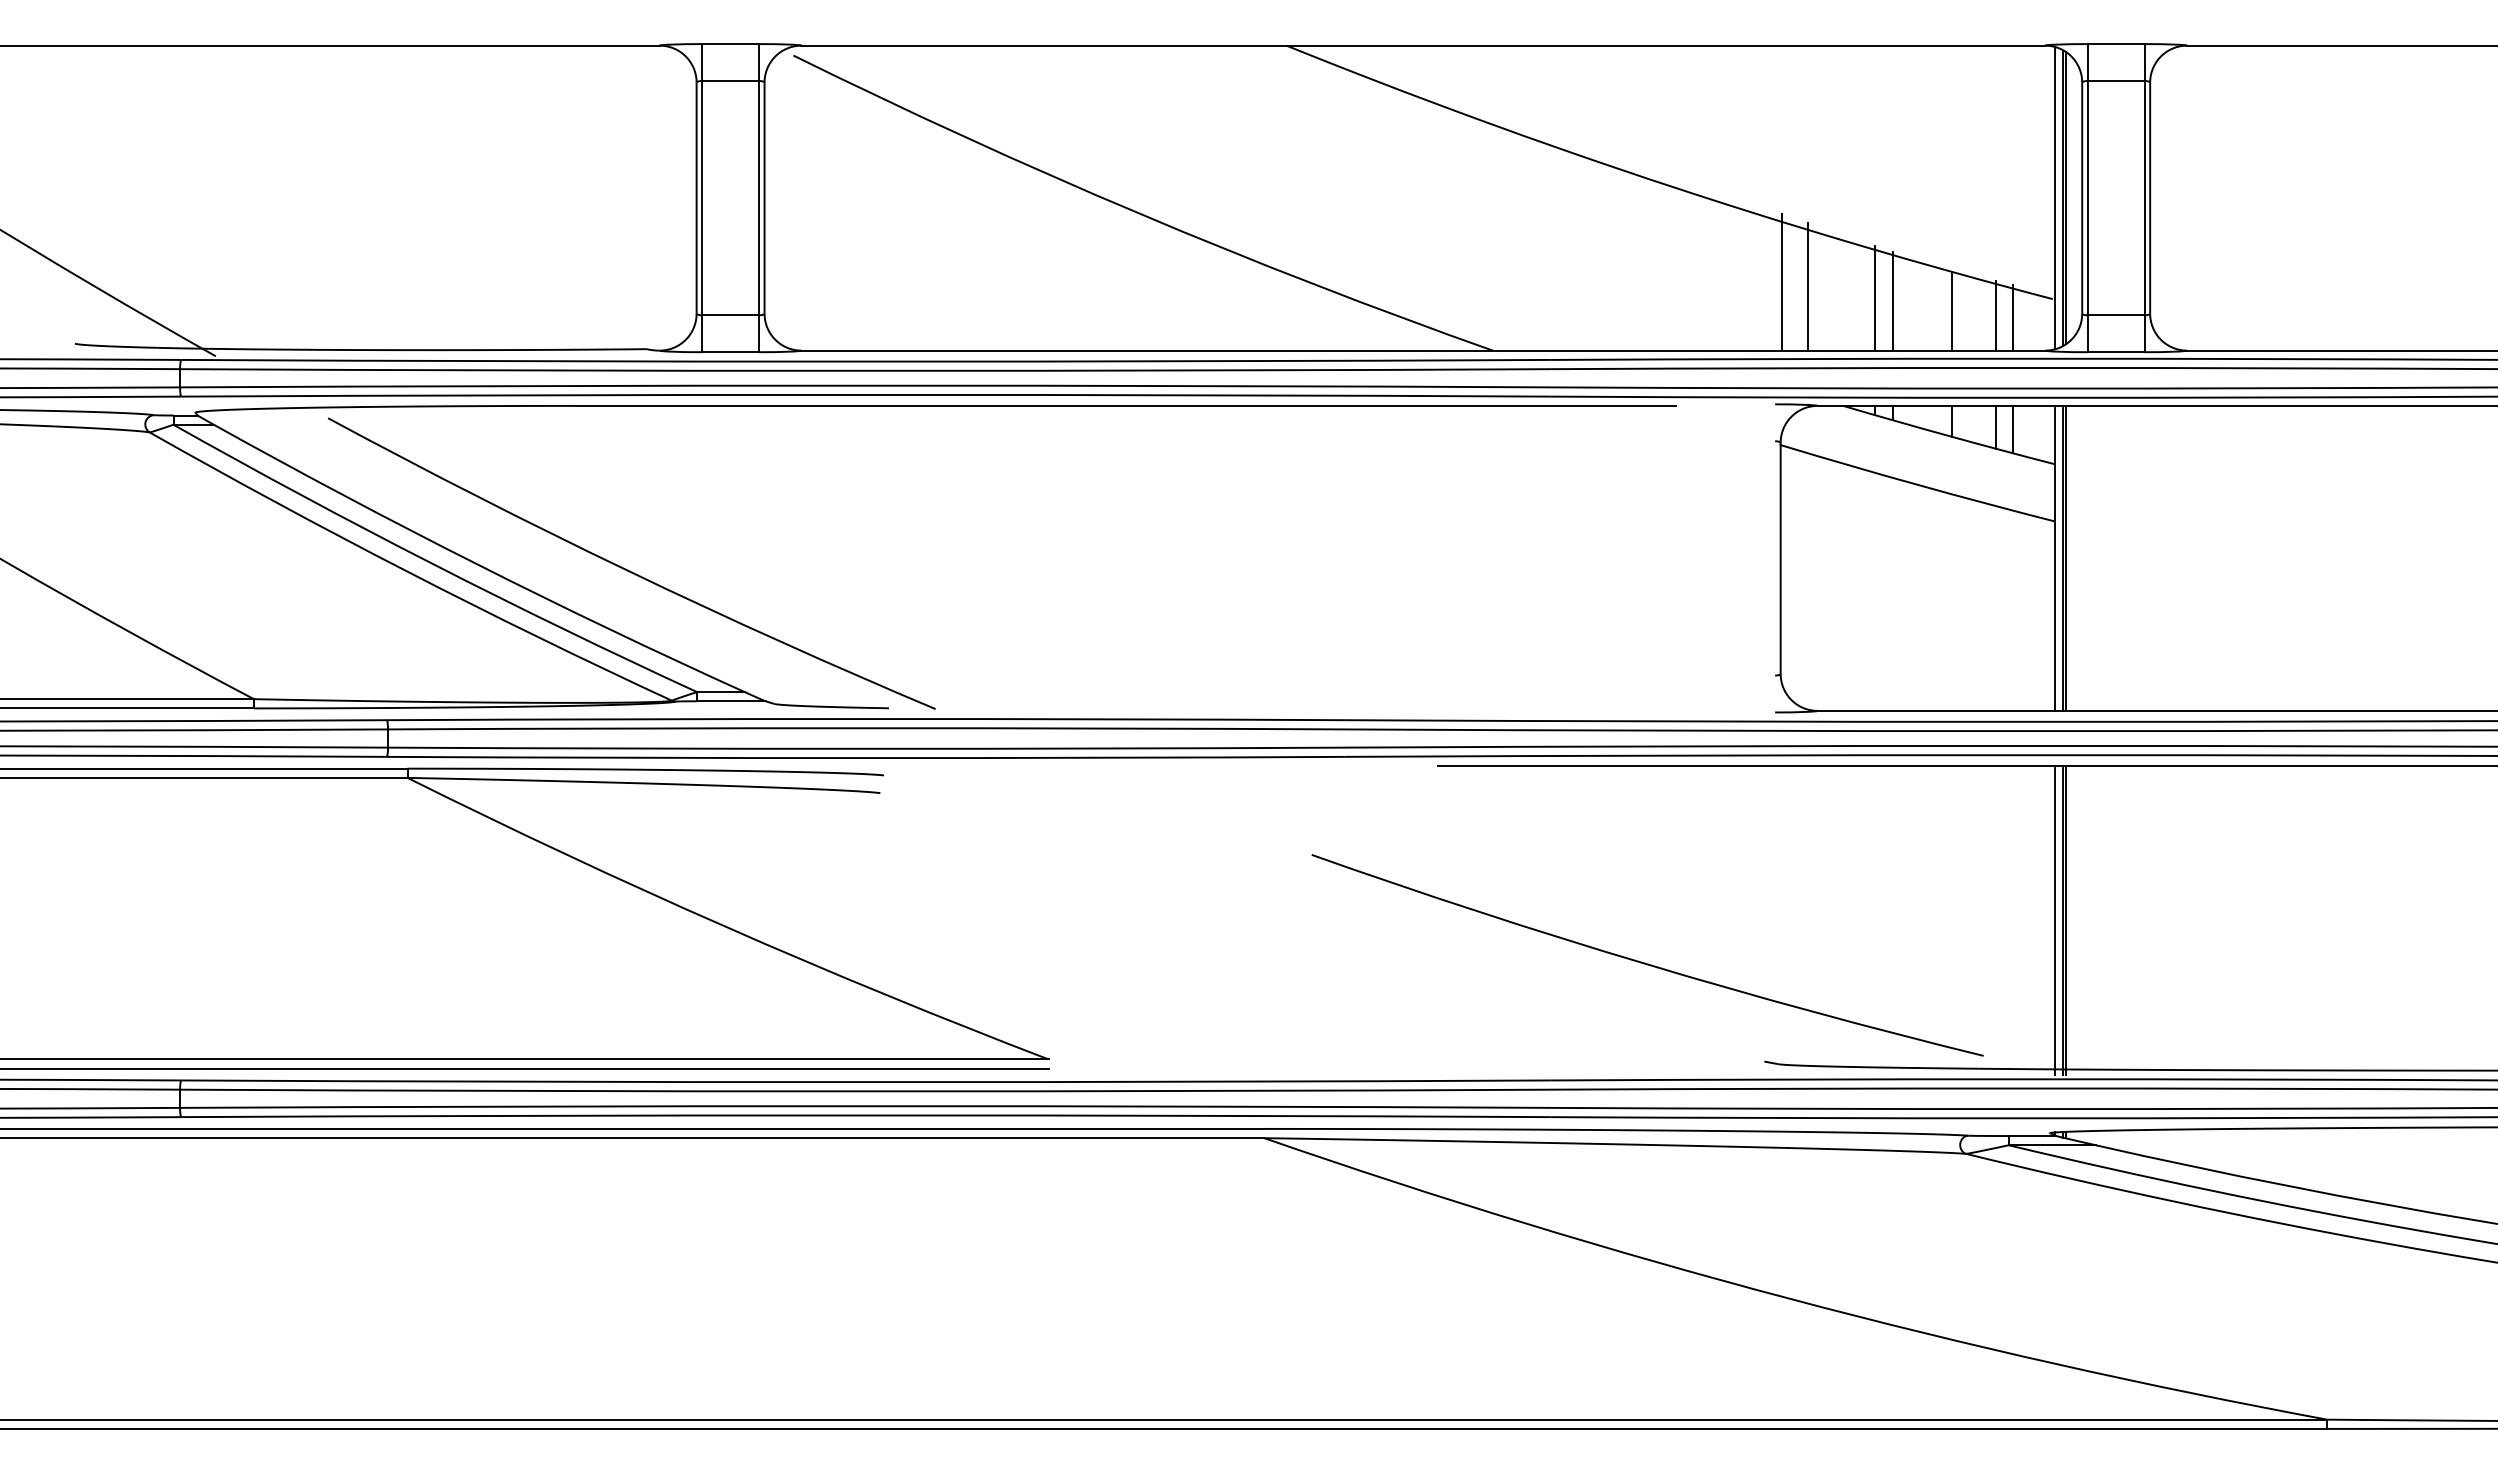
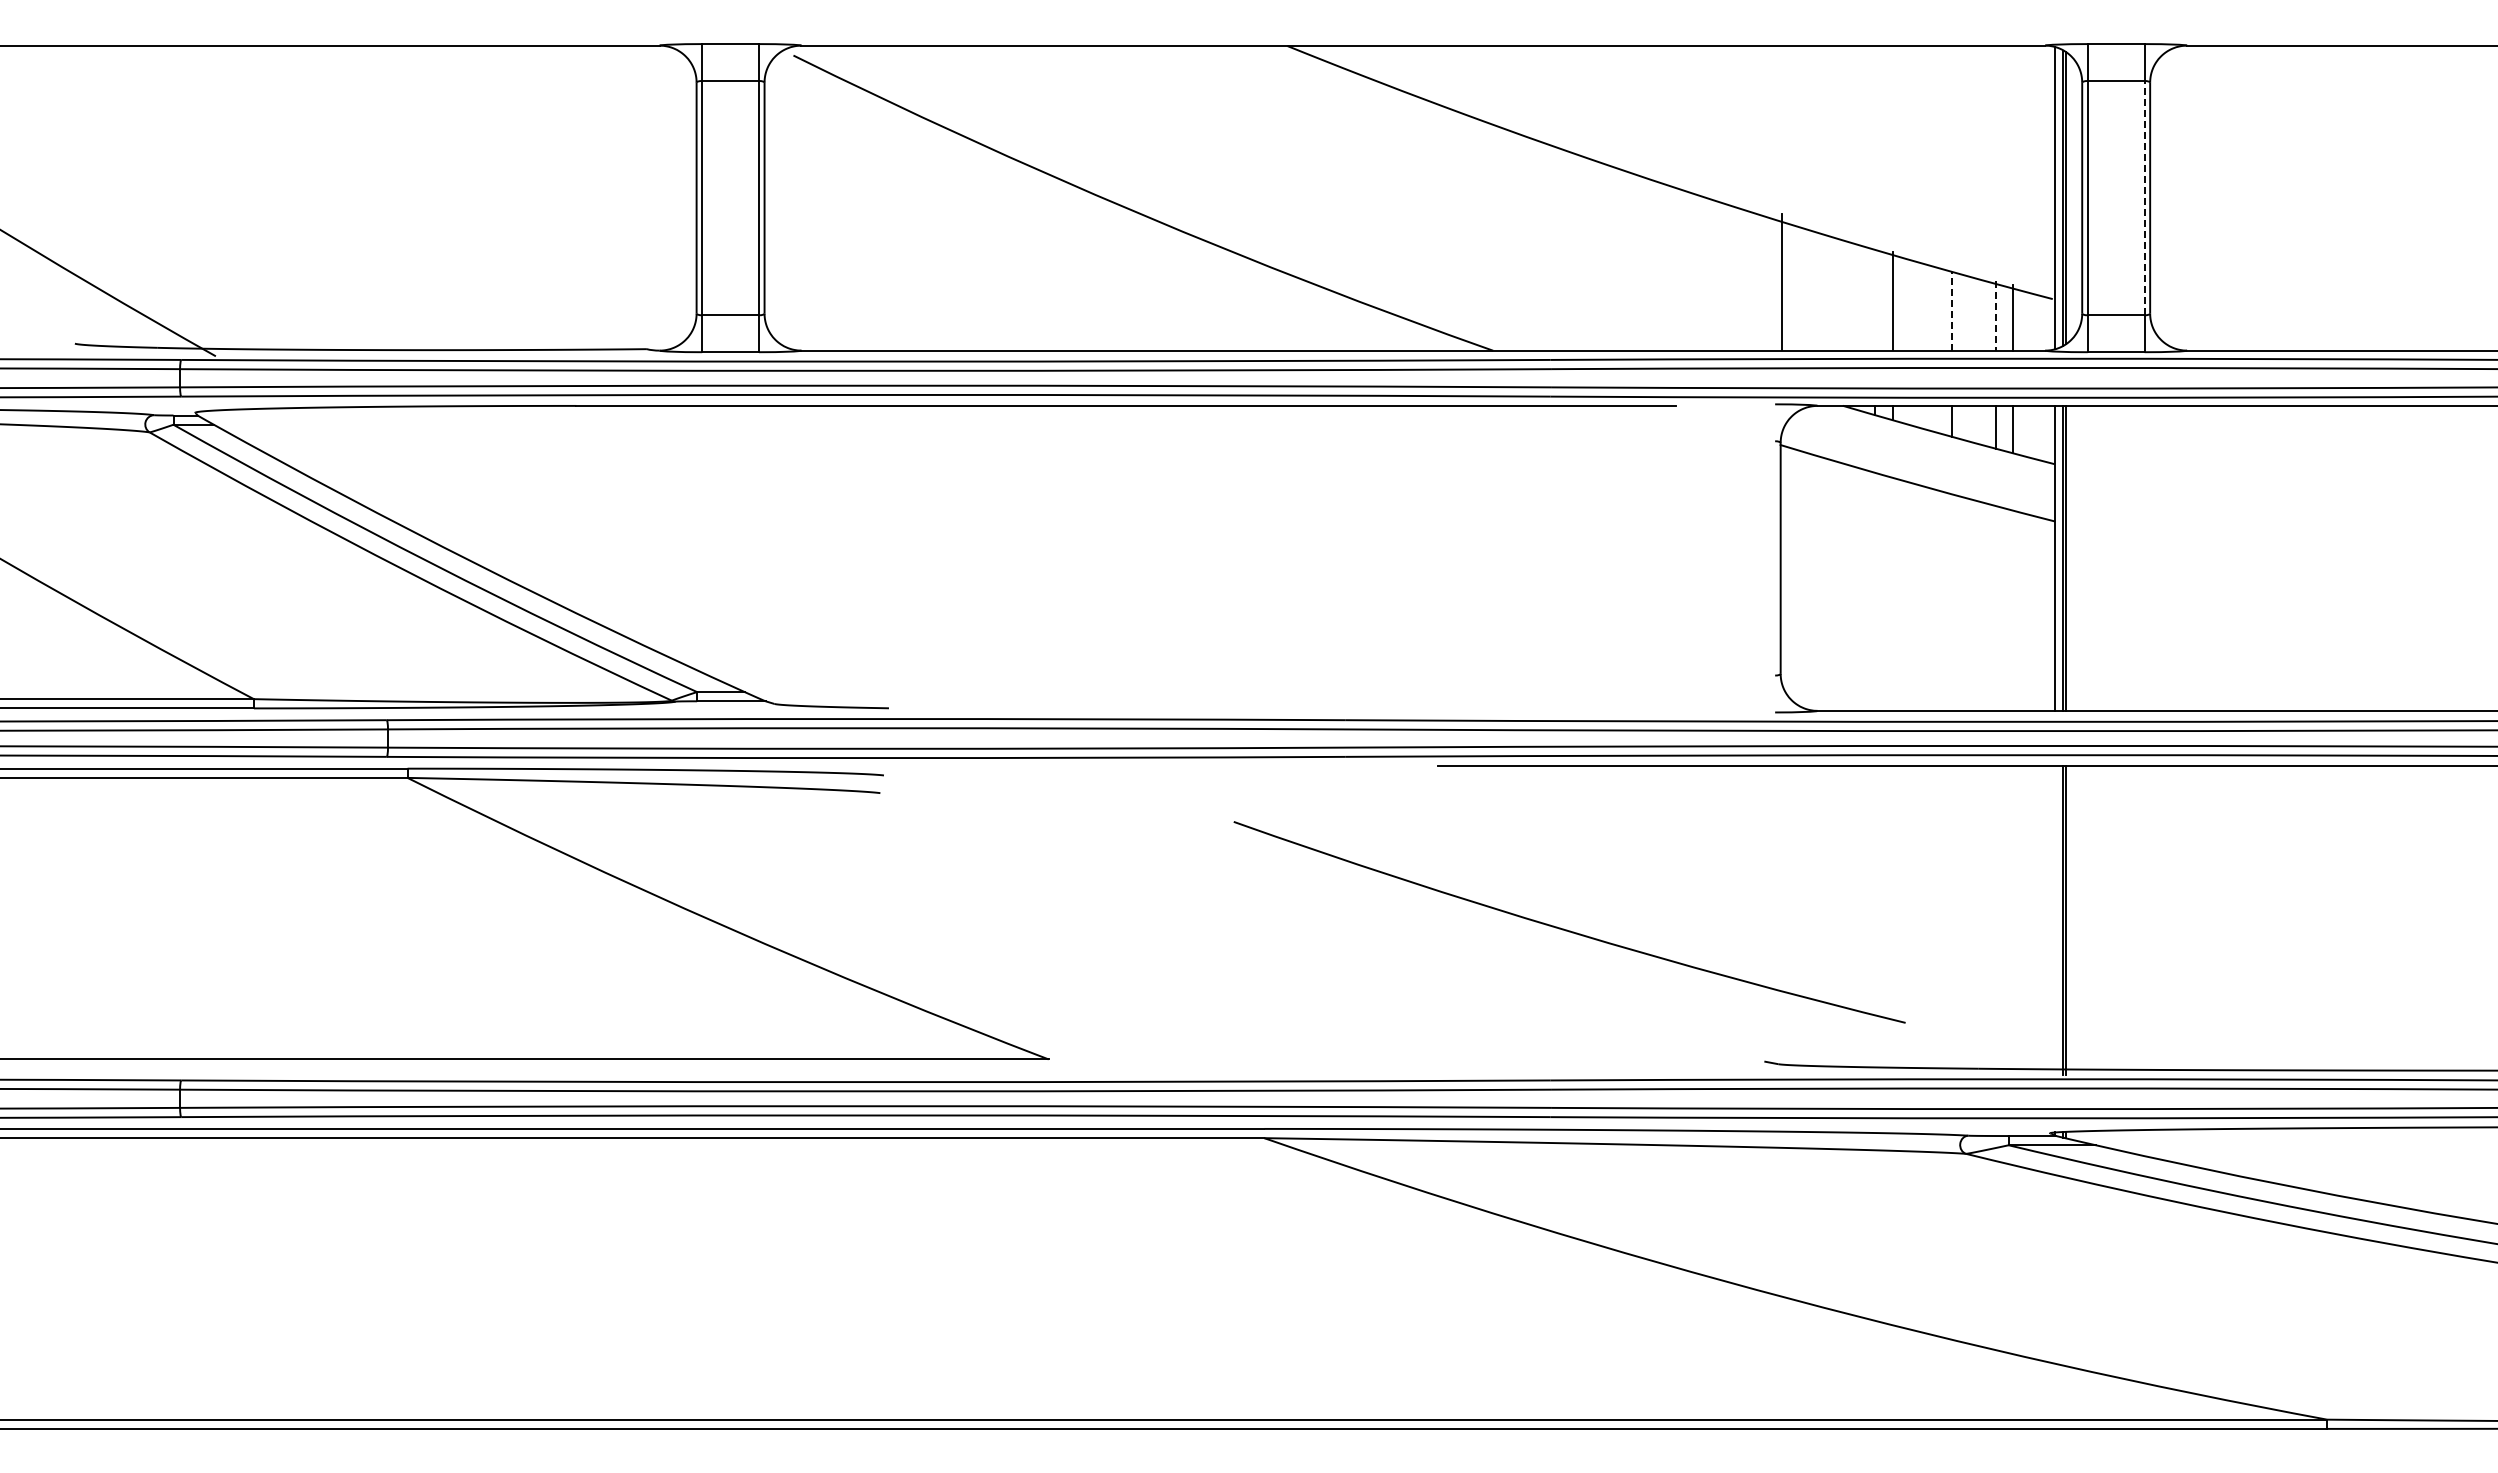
line: solid -> dashed (2144, 197)
line: present -> none (1808, 286)
line: present -> none (1874, 297)
line: solid -> dashed (1952, 310)
line: solid -> dashed (1996, 315)
arc: present -> none (628, 569)
line: present -> none (2055, 920)
arc position: (1645, 962) -> (1567, 929) (1567, 929)
line: present -> none (525, 1068)
